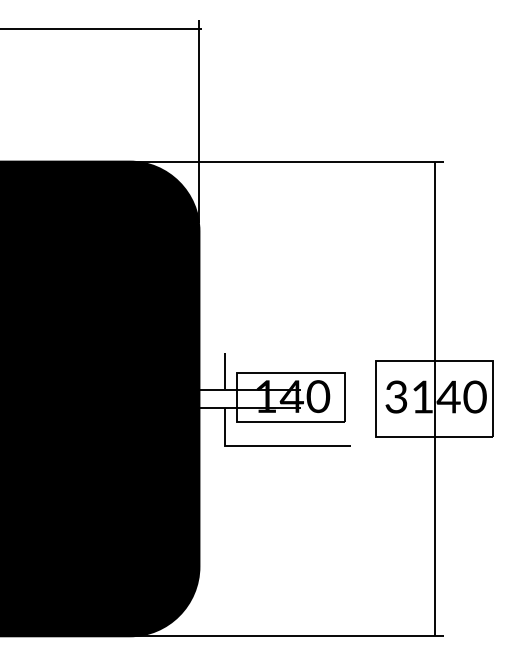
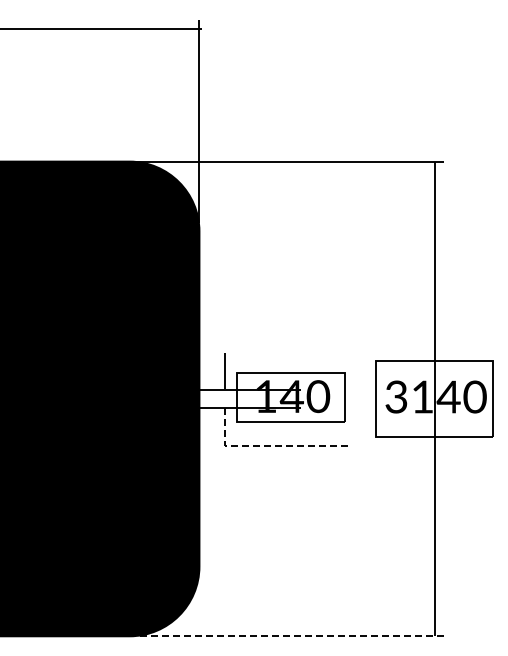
line: solid -> dashed (268, 446)
line: solid -> dashed (288, 636)
